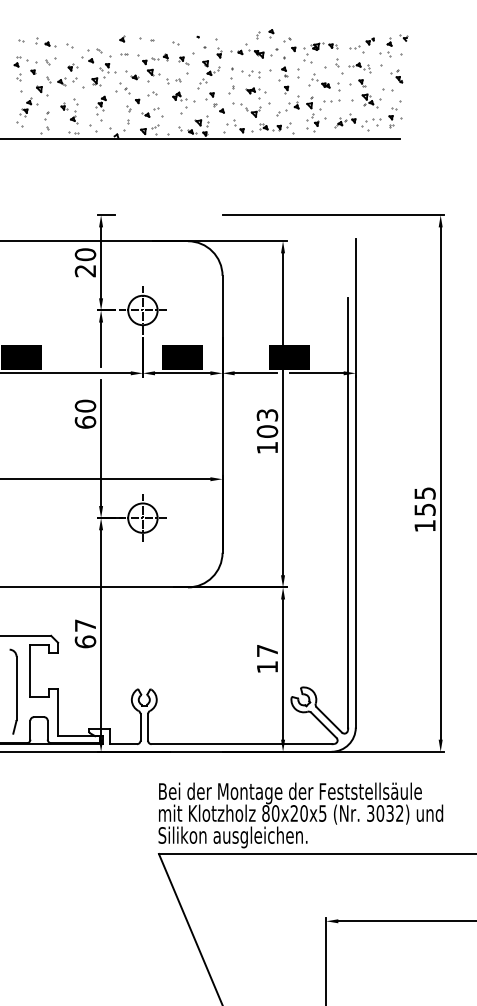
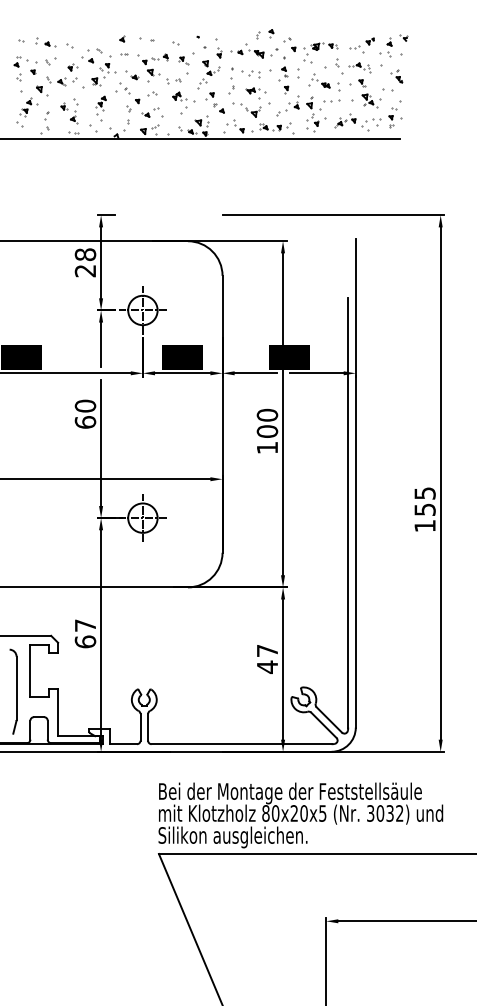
text: 20 -> 28 (85, 254)
text: 103 -> 100 (267, 414)
text: 17 -> 47 (267, 666)
